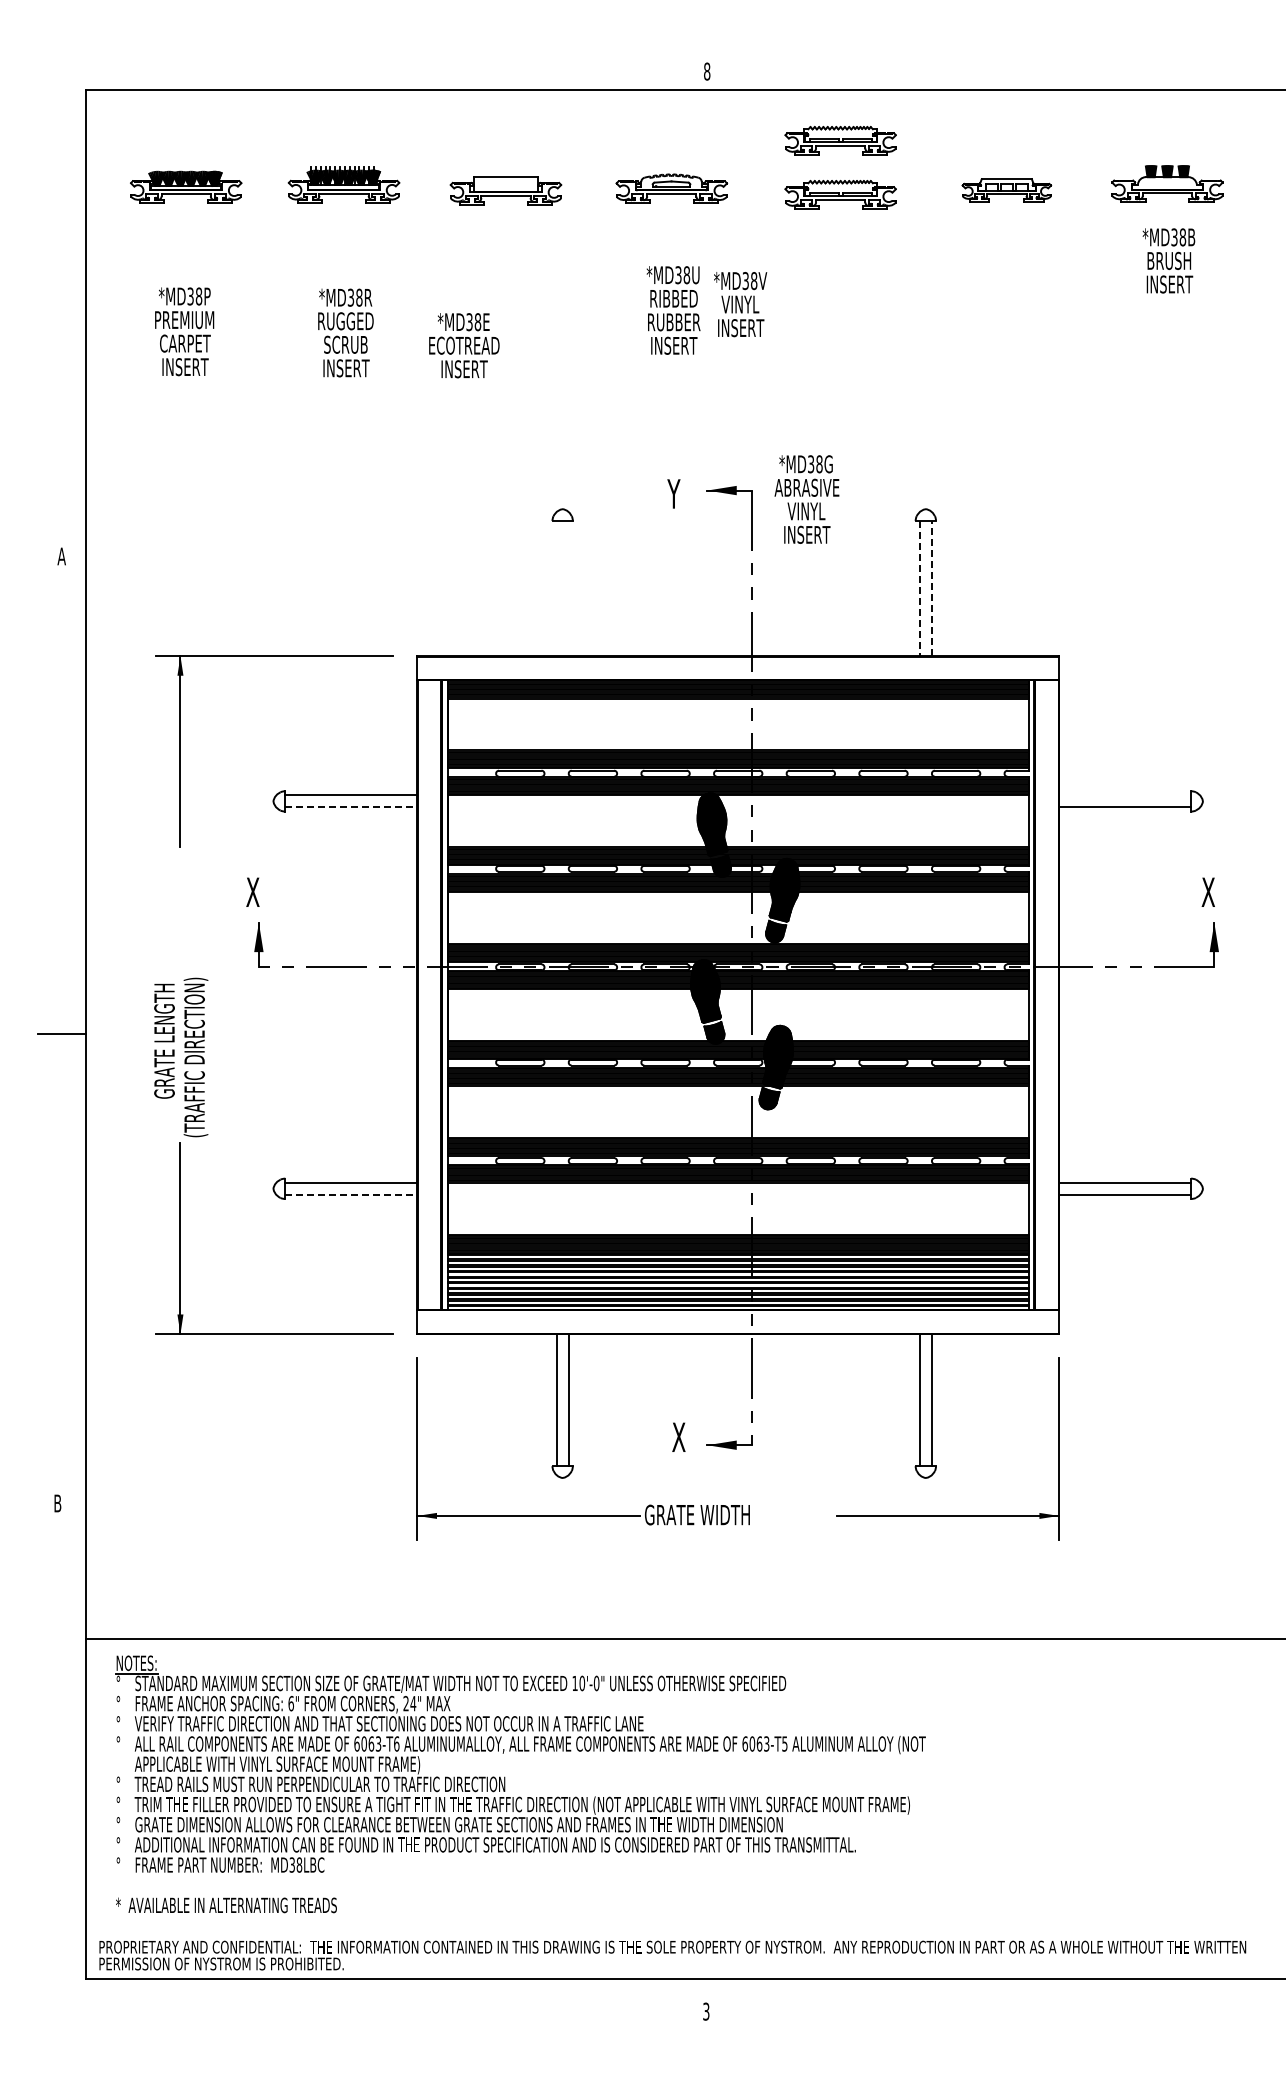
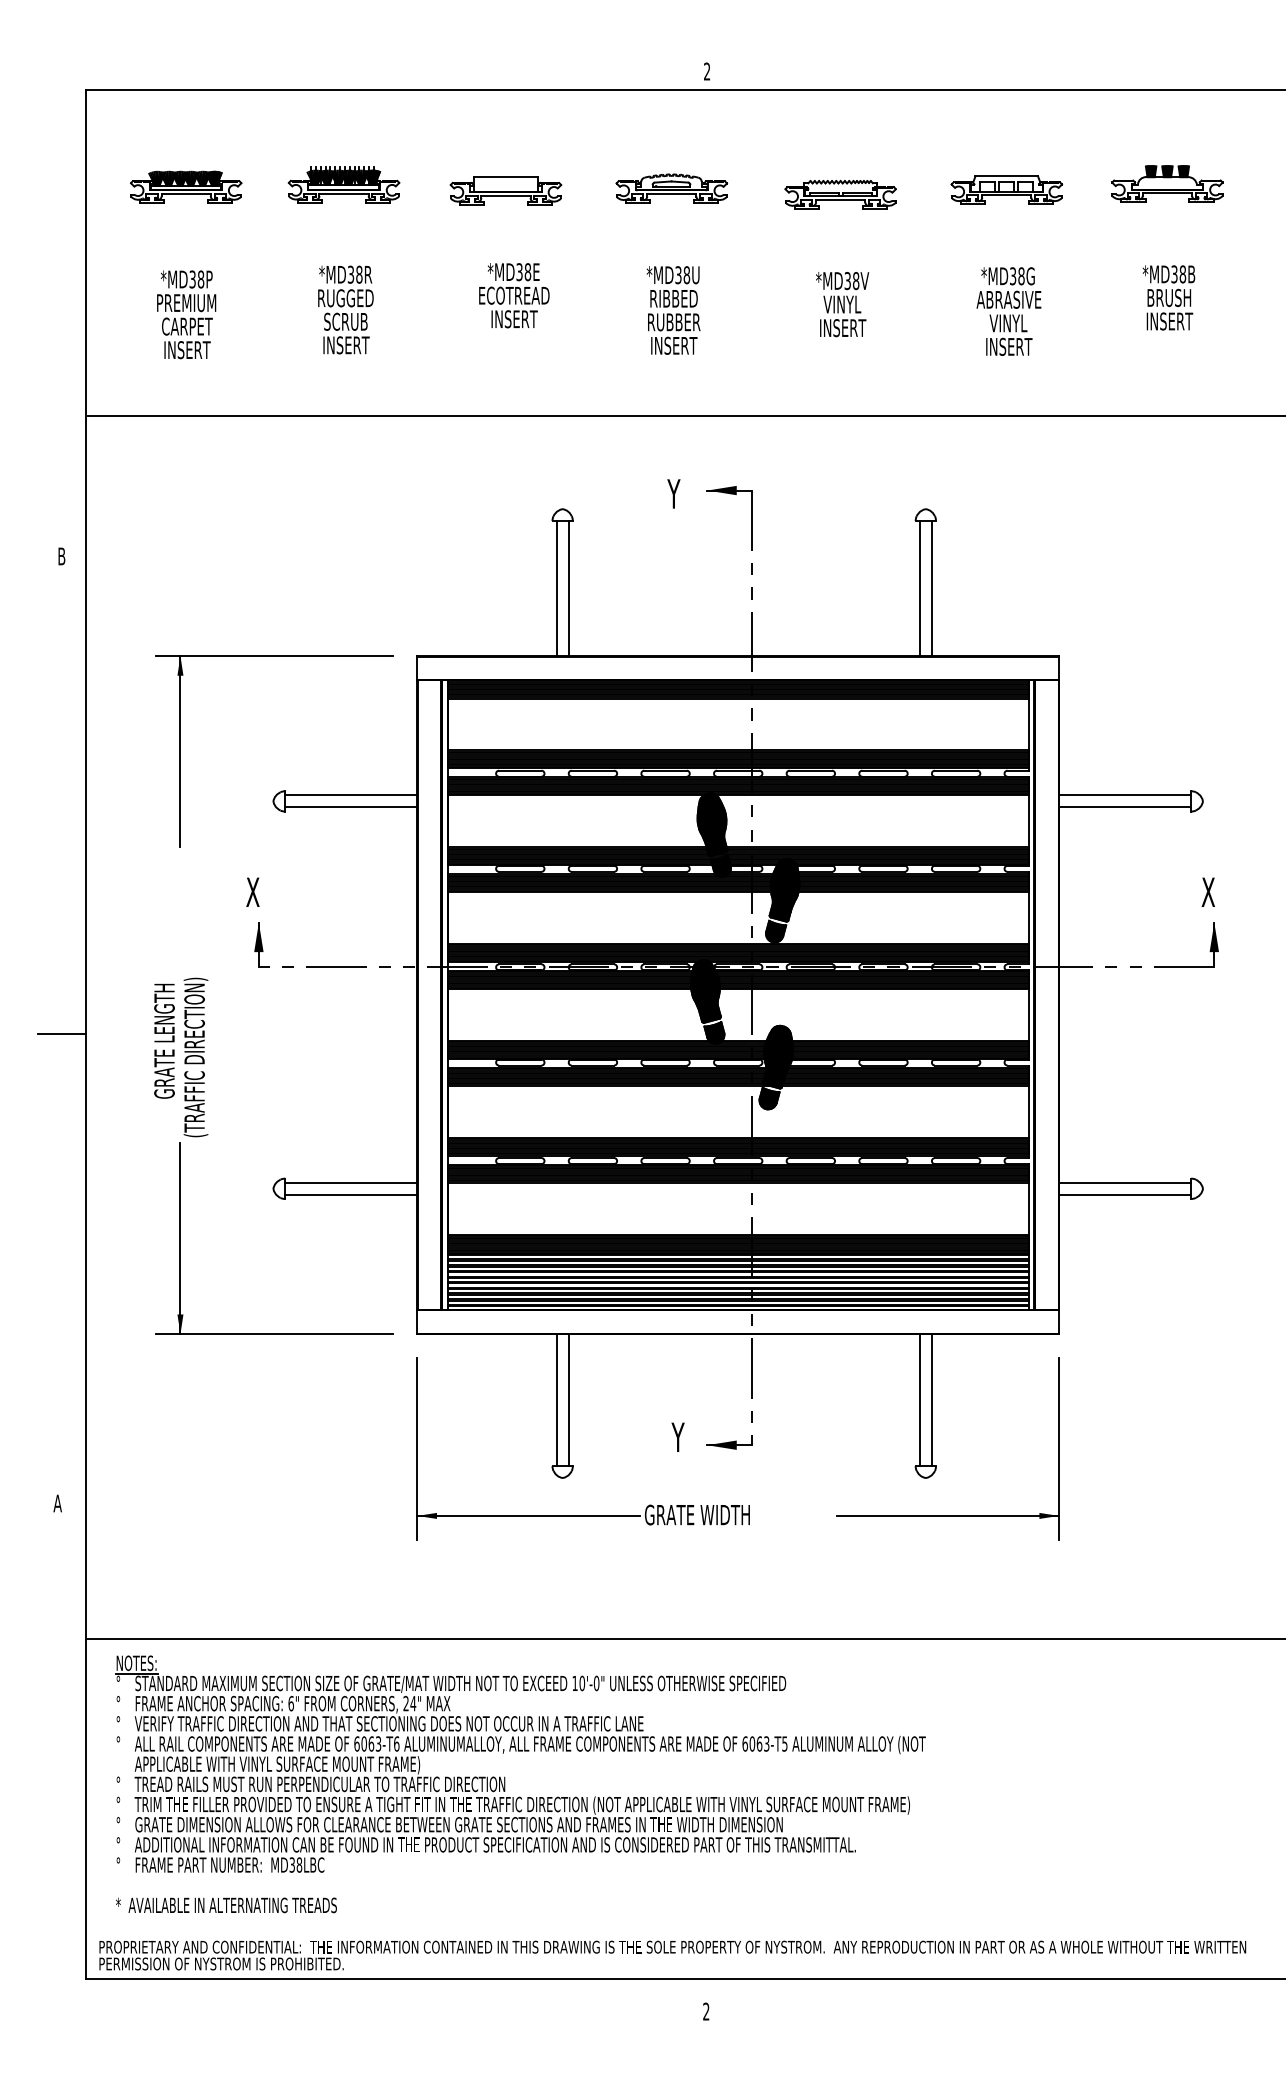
text: 8 -> 2 (707, 71)
part: present -> none (840, 140)
part size: 92x25 px -> 114x30 px (1006, 189)
text position: (1168, 260) -> (1168, 297) (1168, 297)
text position: (740, 304) -> (842, 304) (842, 304)
text position: (184, 331) -> (186, 314) (186, 314)
text position: (345, 332) -> (345, 309) (345, 309)
text position: (464, 345) -> (514, 295) (514, 295)
line: none -> present (685, 415)
text position: (806, 499) -> (1008, 311) (1008, 311)
text: A -> B (61, 556)
line: none -> present (556, 588)
line: none -> present (568, 588)
line: dashed -> solid (919, 588)
line: dashed -> solid (931, 588)
line: none -> present (1125, 795)
line: dashed -> solid (351, 807)
line: dashed -> solid (351, 1194)
text: X -> Y (678, 1436)
text: B -> A (57, 1503)
text: 3 -> 2 (706, 2011)
